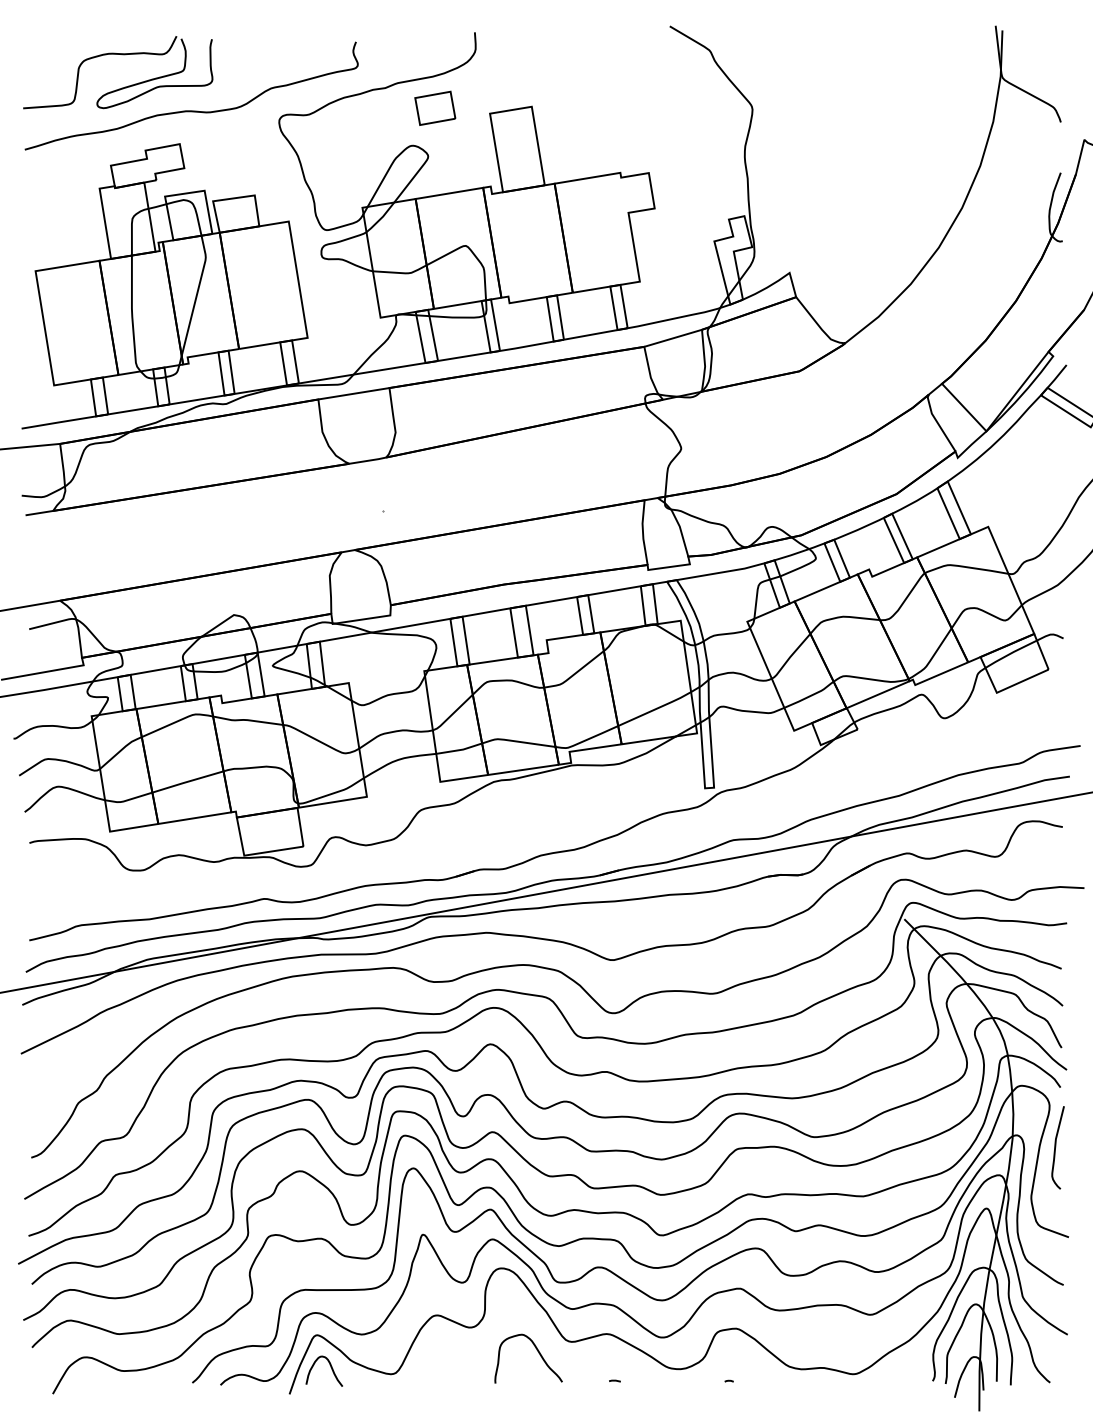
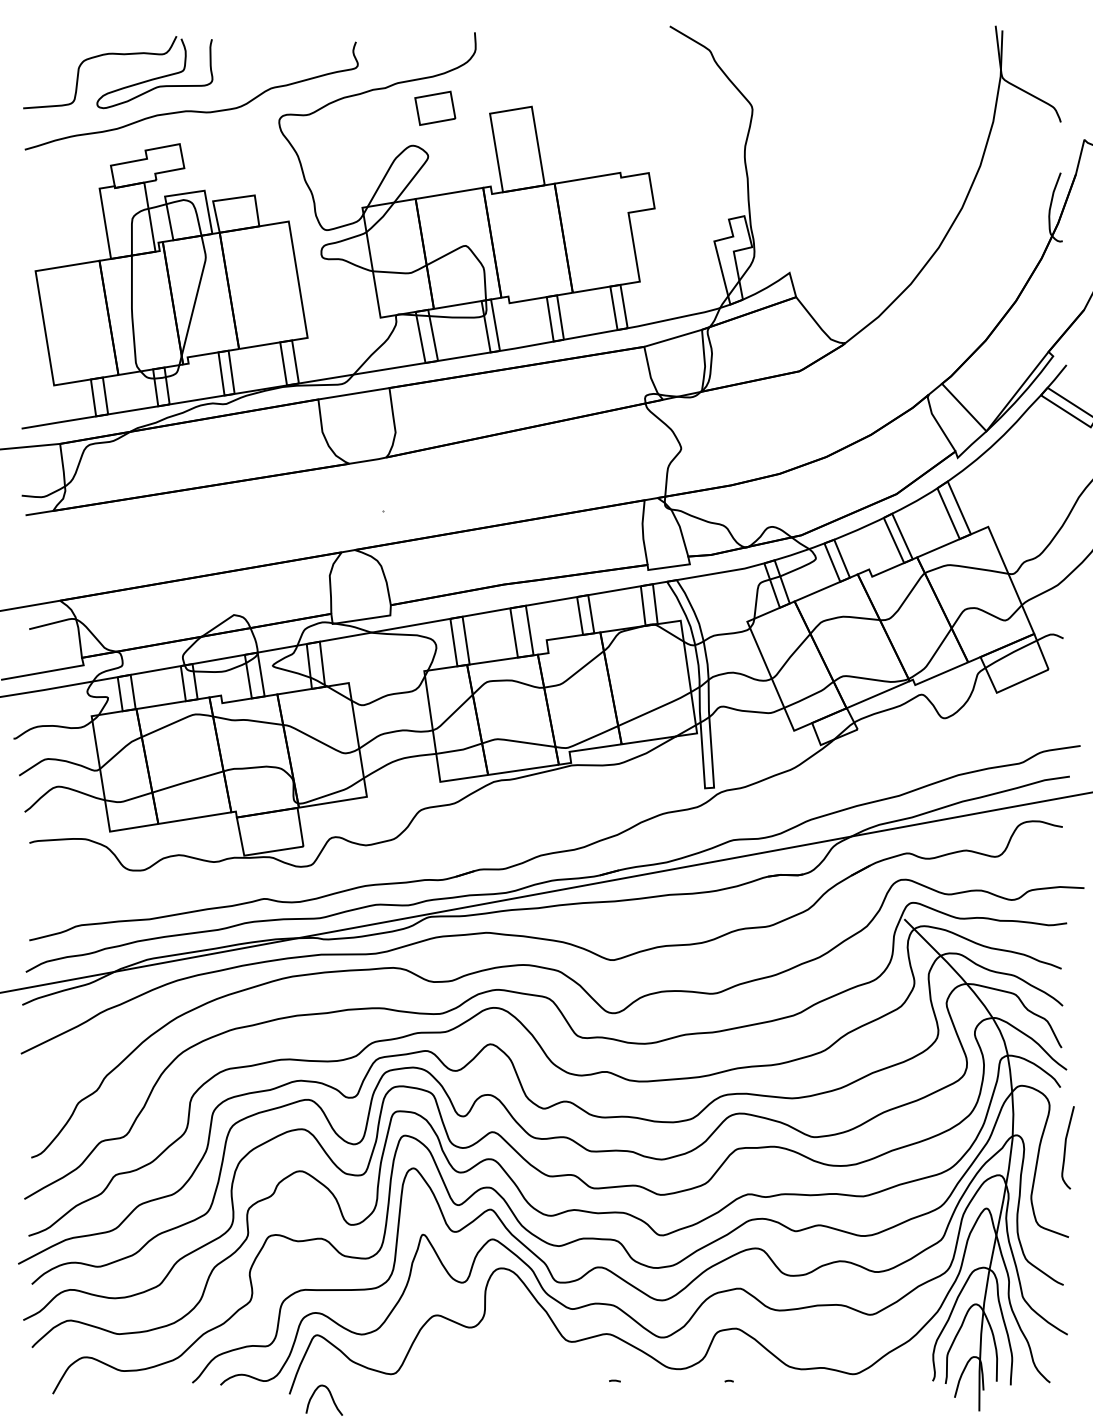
curve position: (1056, 1147) -> (1066, 1147) (1066, 1147)
curve: present -> none (538, 1353)
curve position: (330, 1367) -> (330, 1396) (330, 1396)
